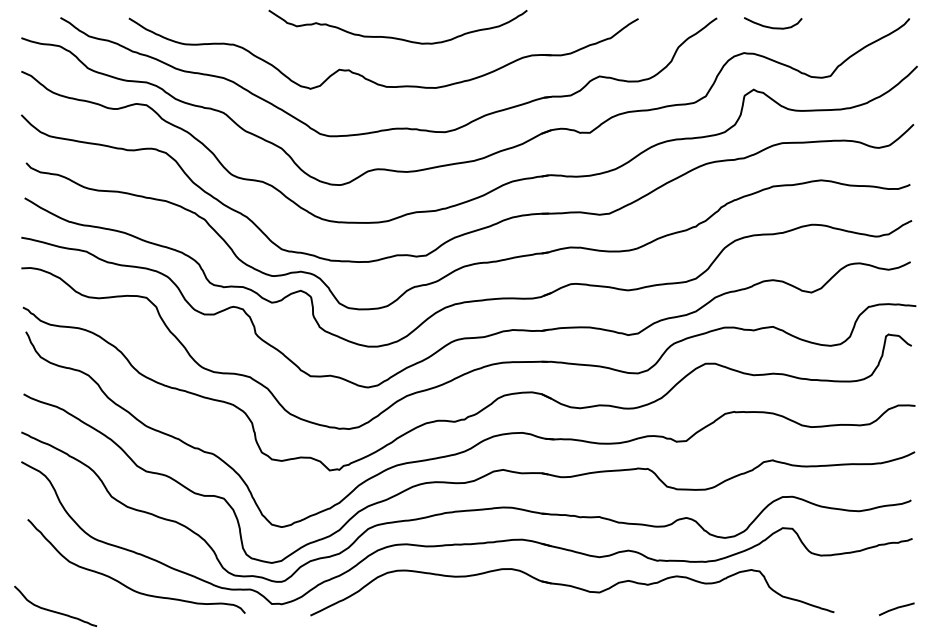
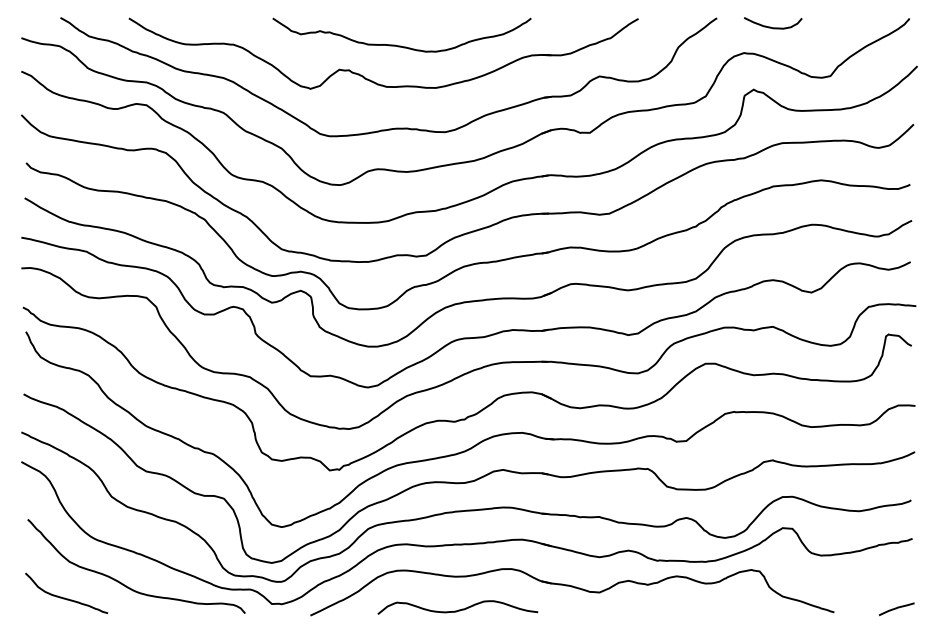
curve position: (397, 37) -> (401, 45) (401, 45)
curve: none -> present (458, 609)
curve position: (53, 610) -> (64, 597) (64, 597)
